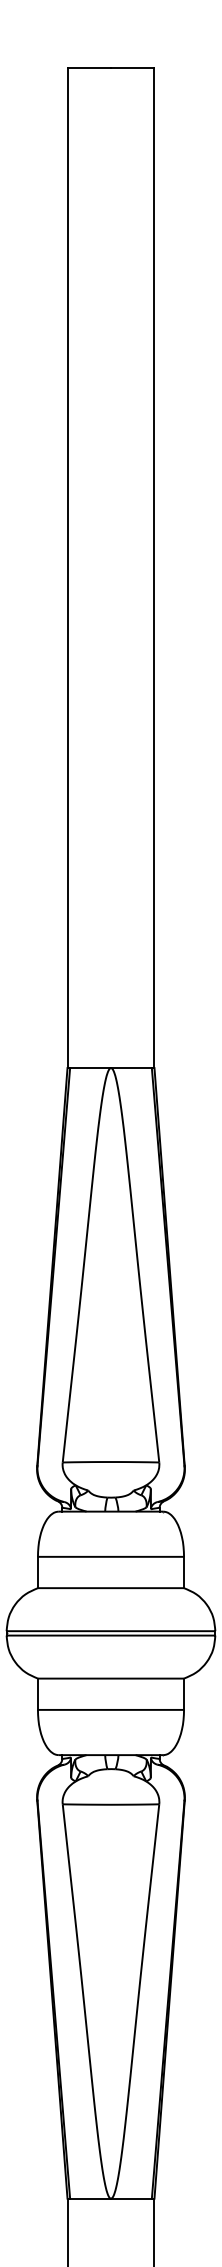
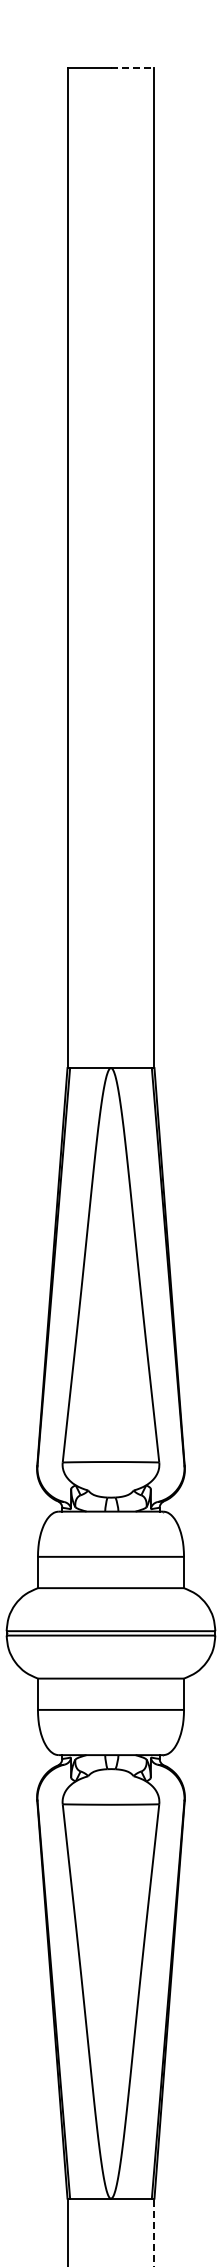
line: solid -> dashed (132, 68)
line: solid -> dashed (154, 2232)
